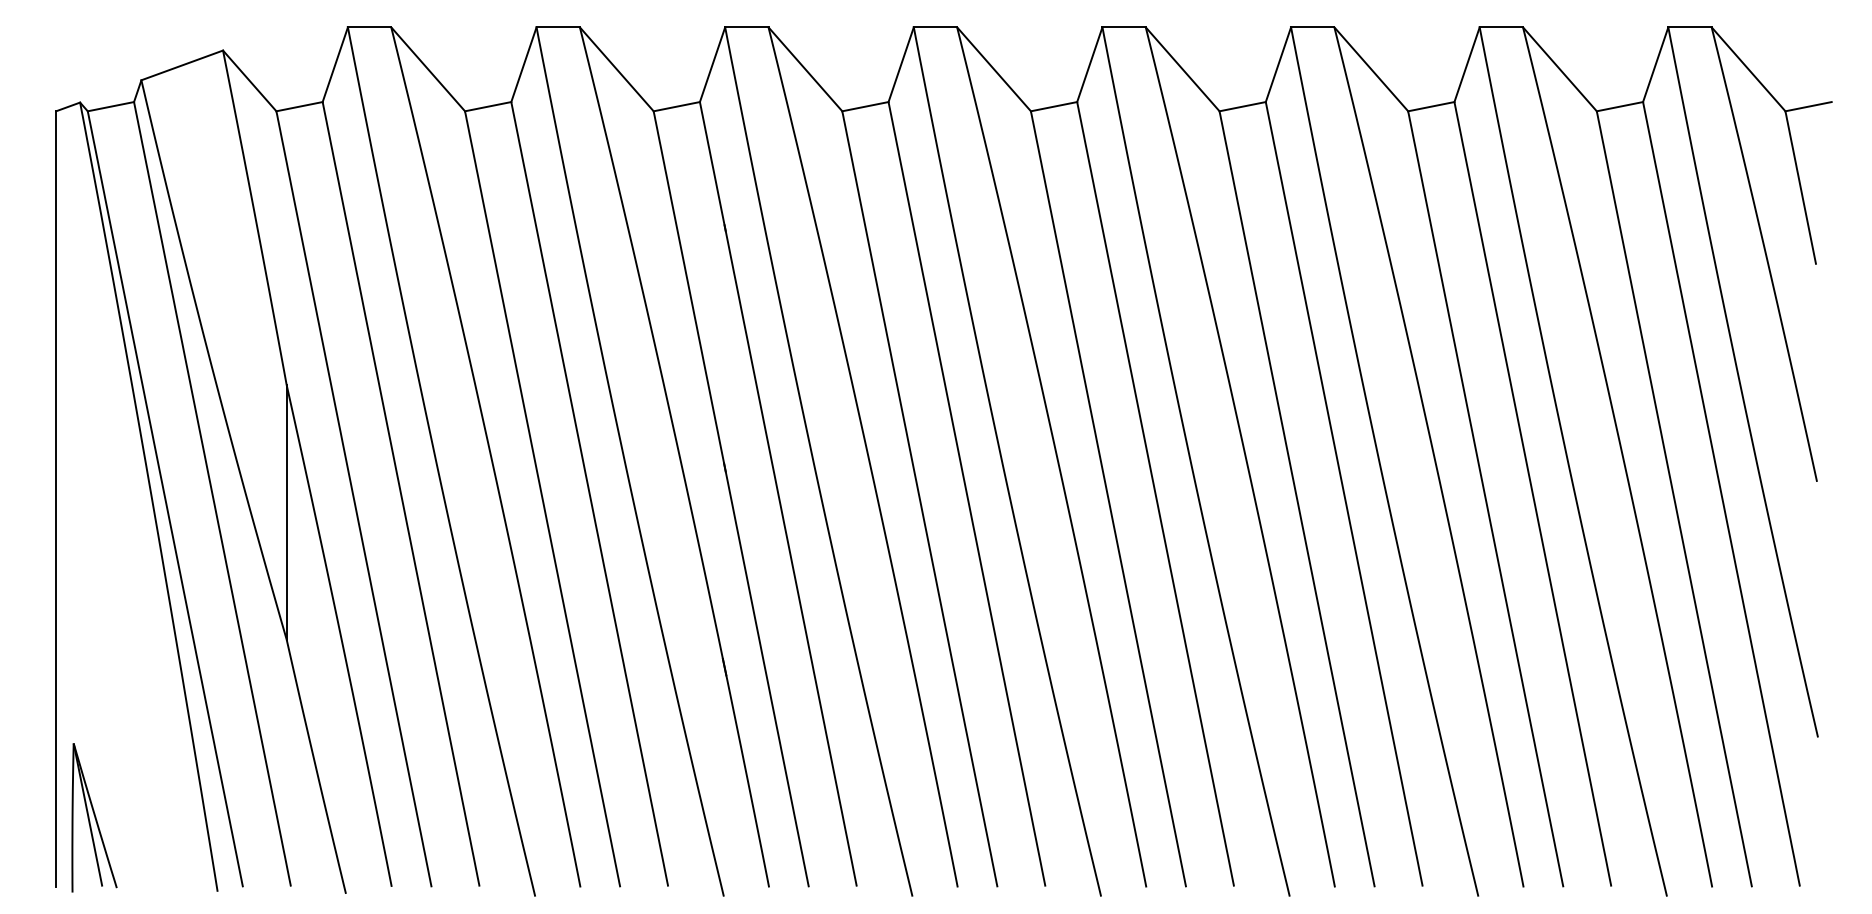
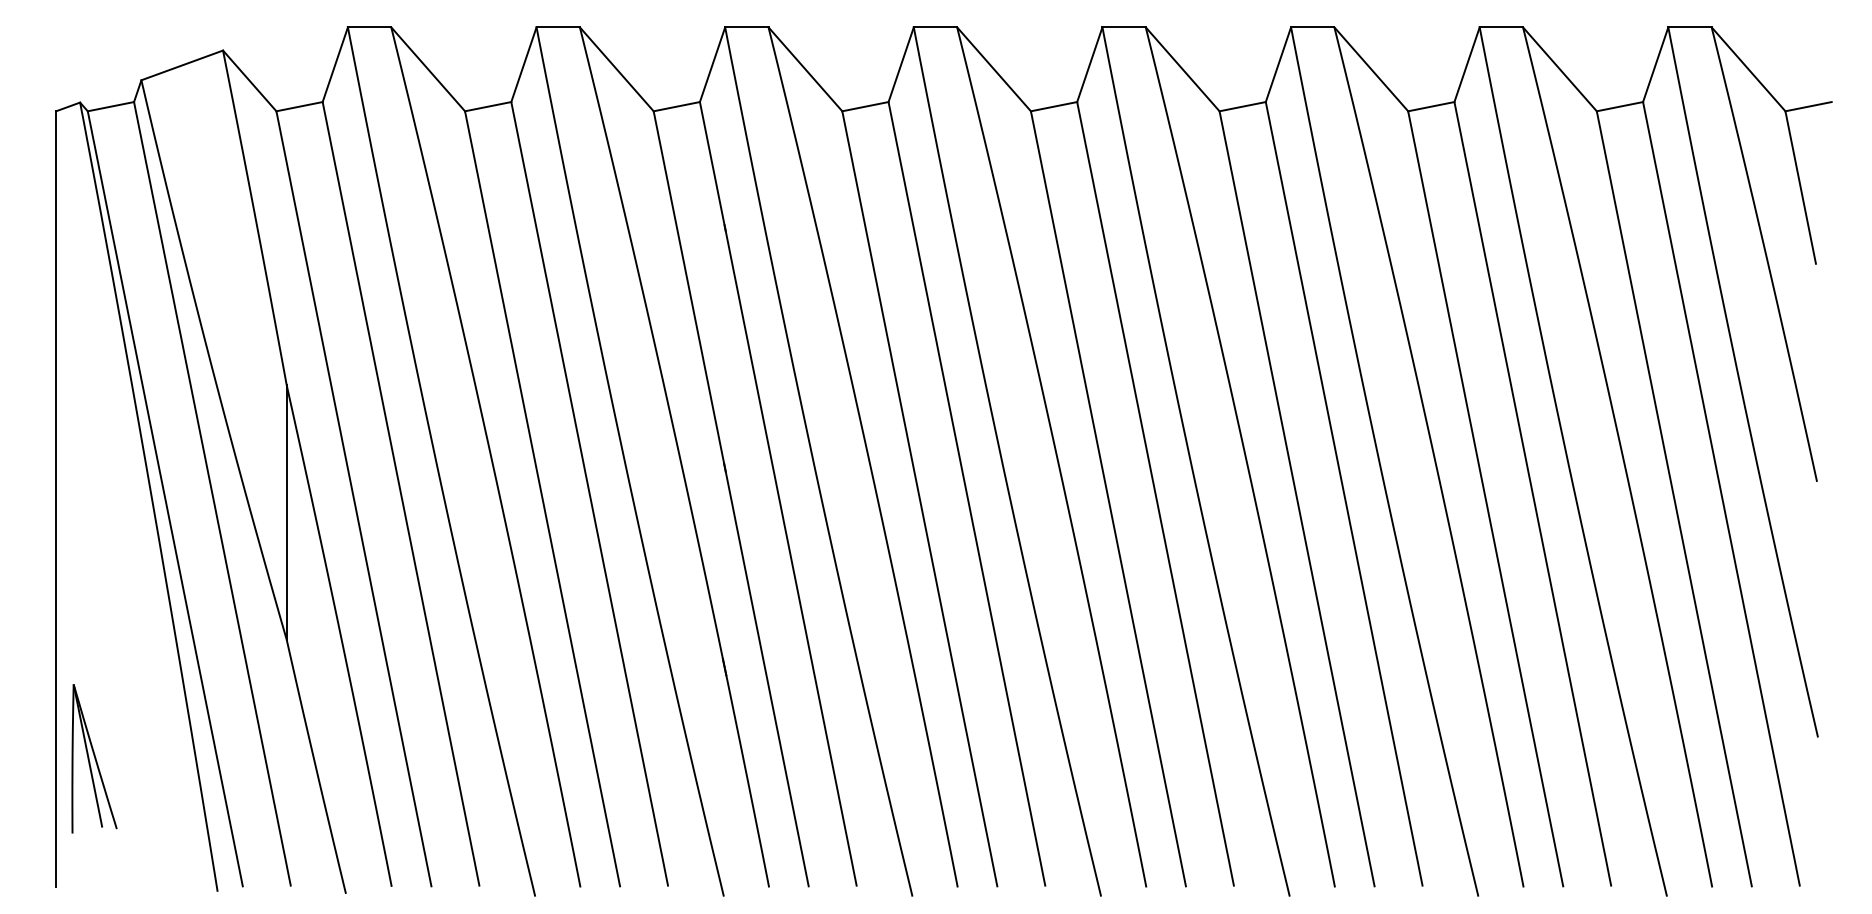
part position: (94, 817) -> (94, 758) (94, 758)
